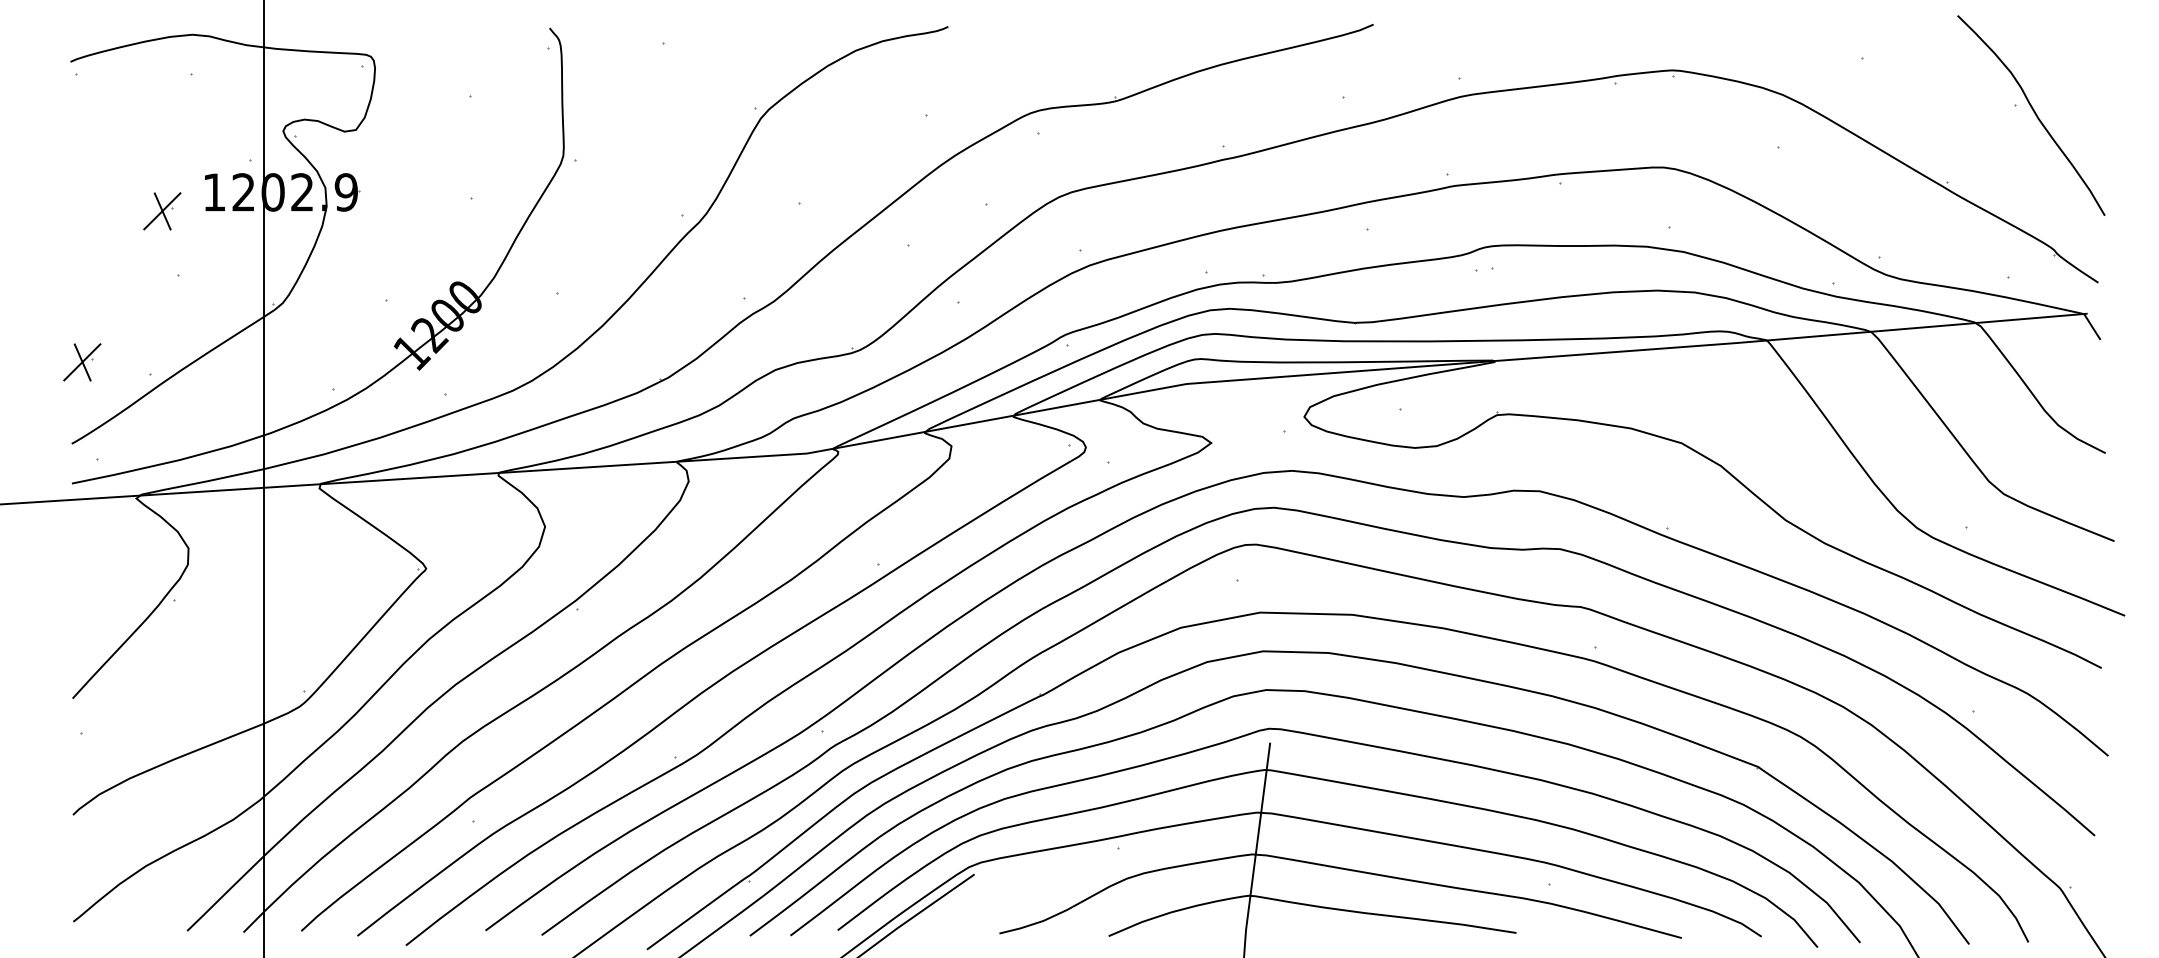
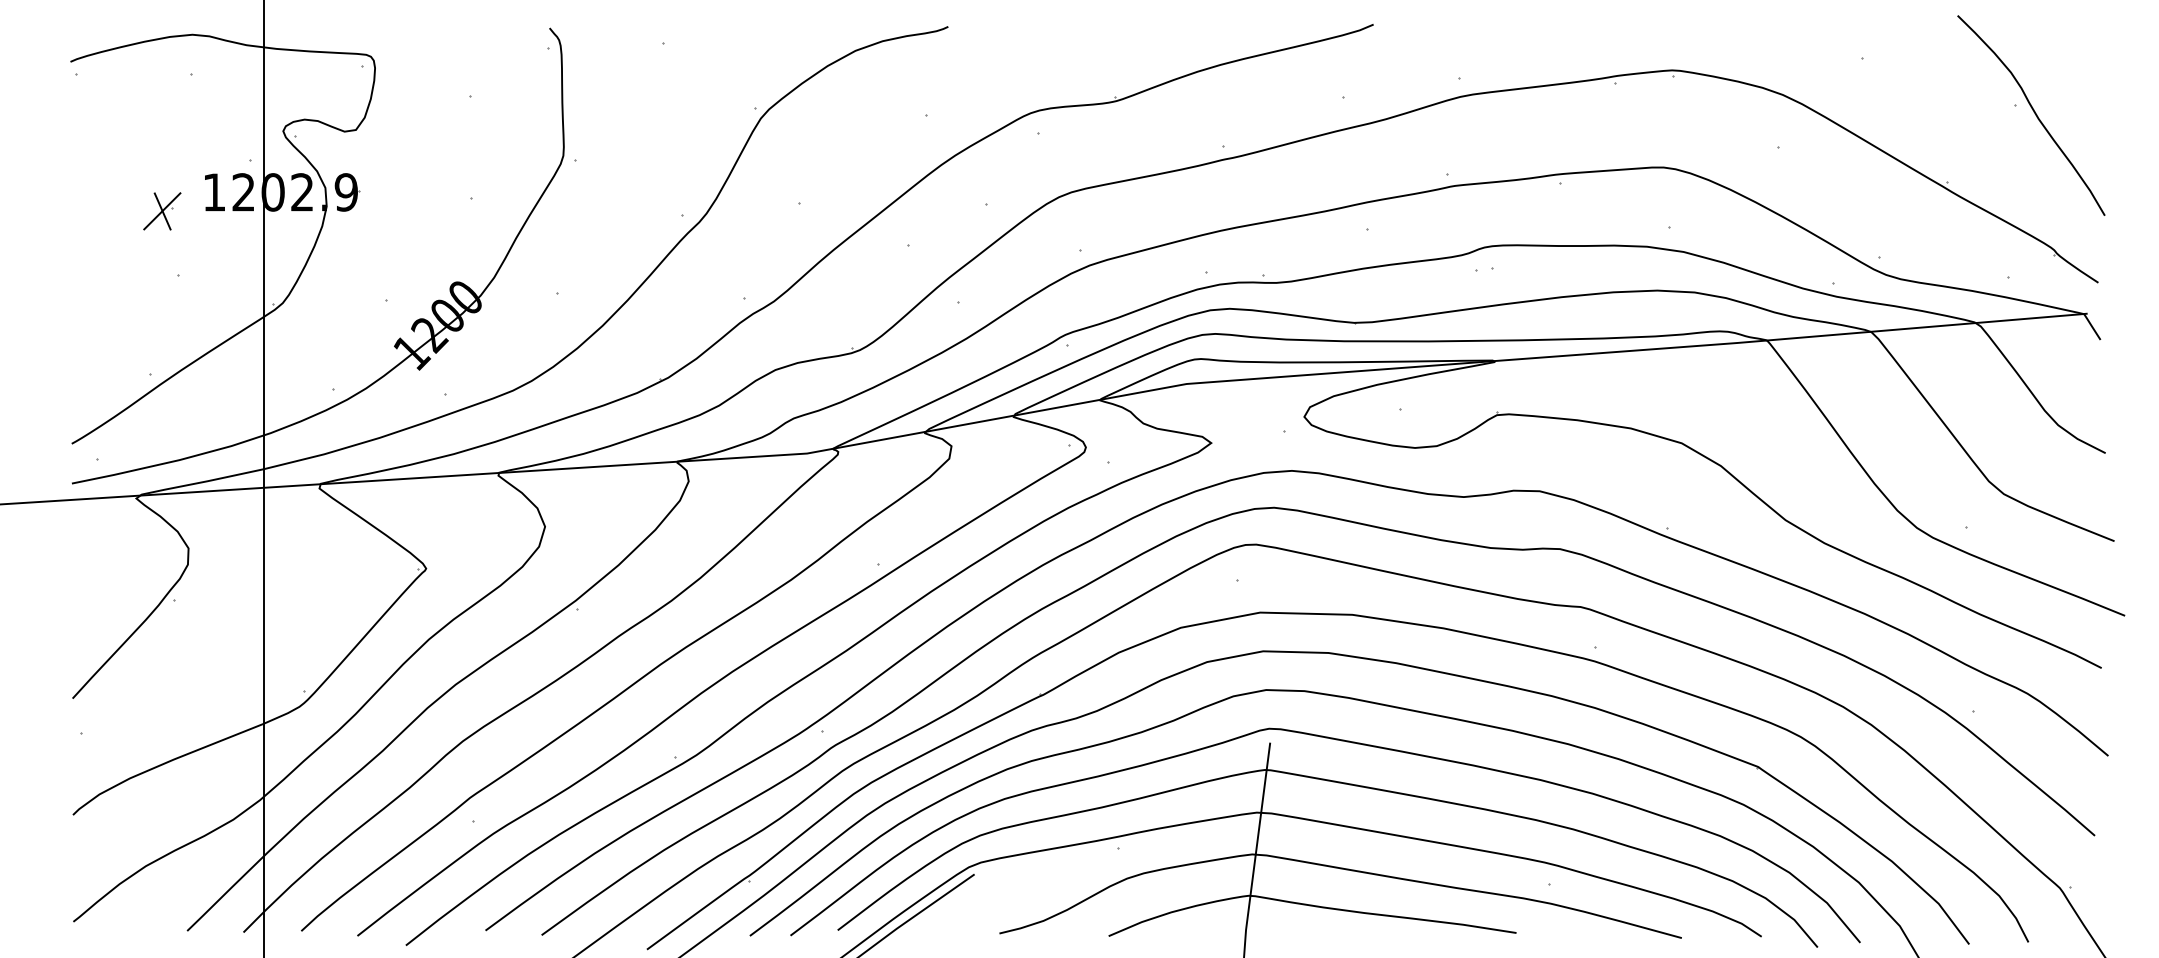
part: present -> none (82, 362)
